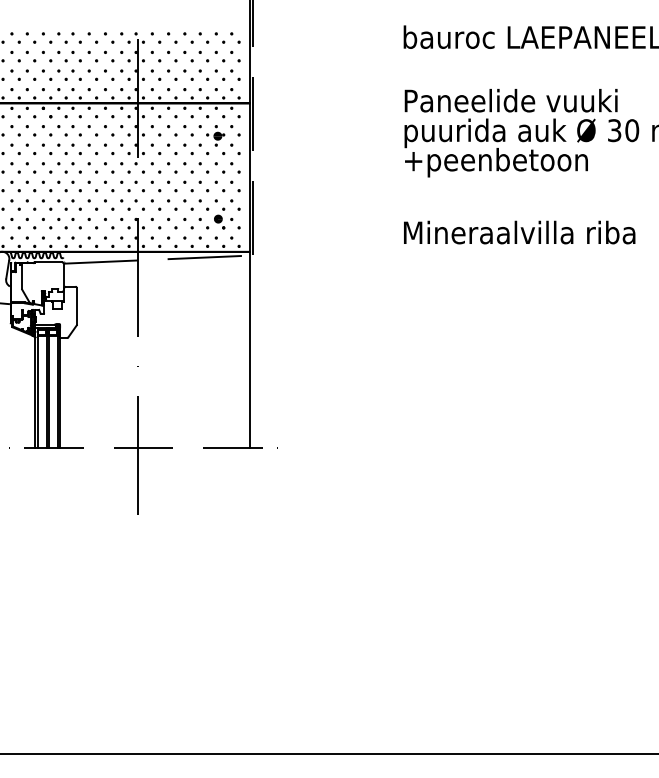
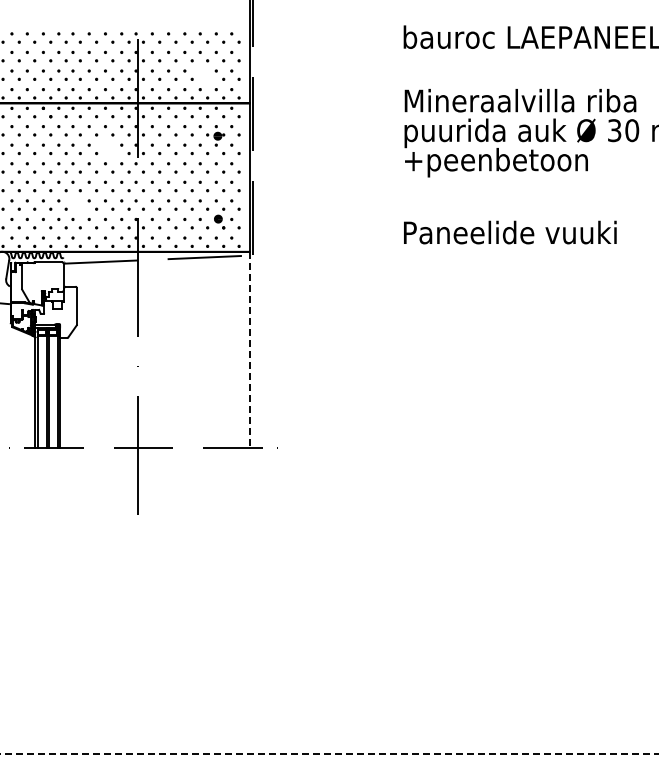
part: present -> none (203, 74)
text: Paneelide vuuki -> Mineraalvilla riba (521, 100)
part: present -> none (109, 149)
part: present -> none (76, 204)
text: Mineraalvilla riba -> Paneelide vuuki (520, 232)
line: solid -> dashed (249, 349)
line: solid -> dashed (329, 753)
